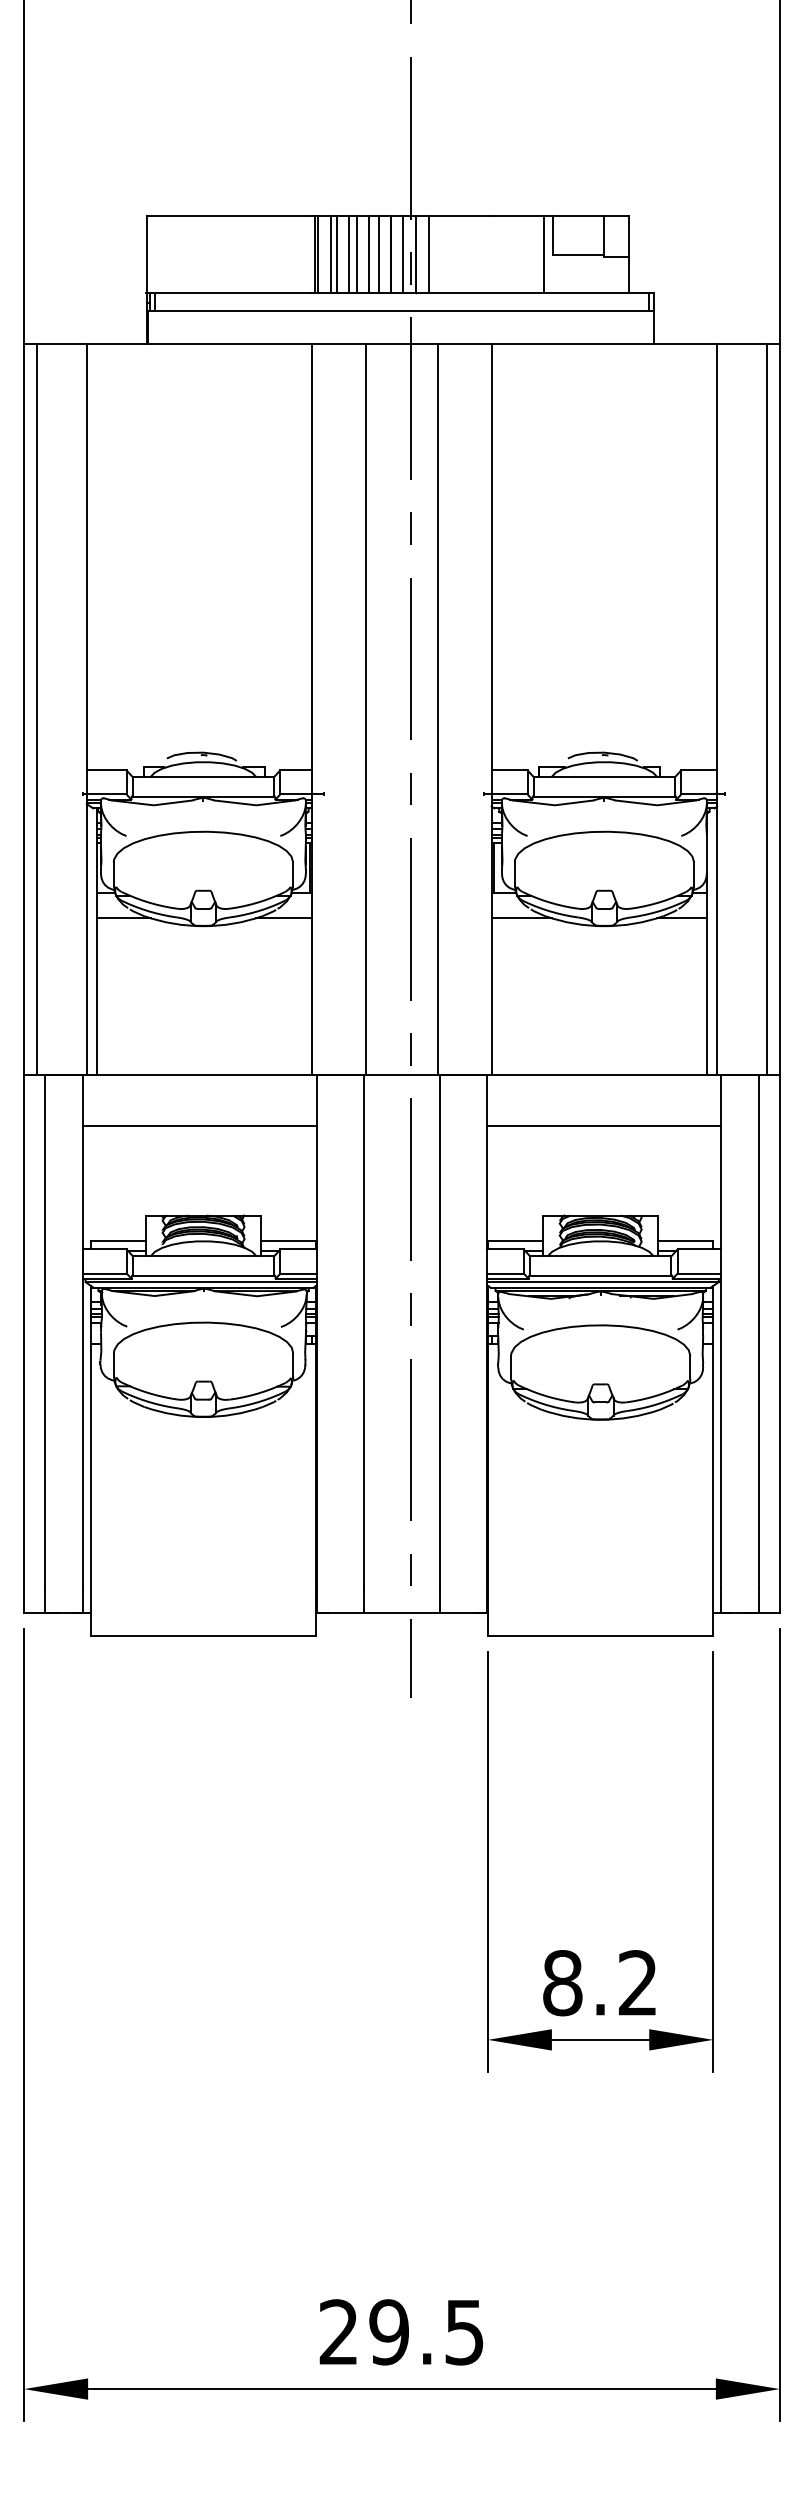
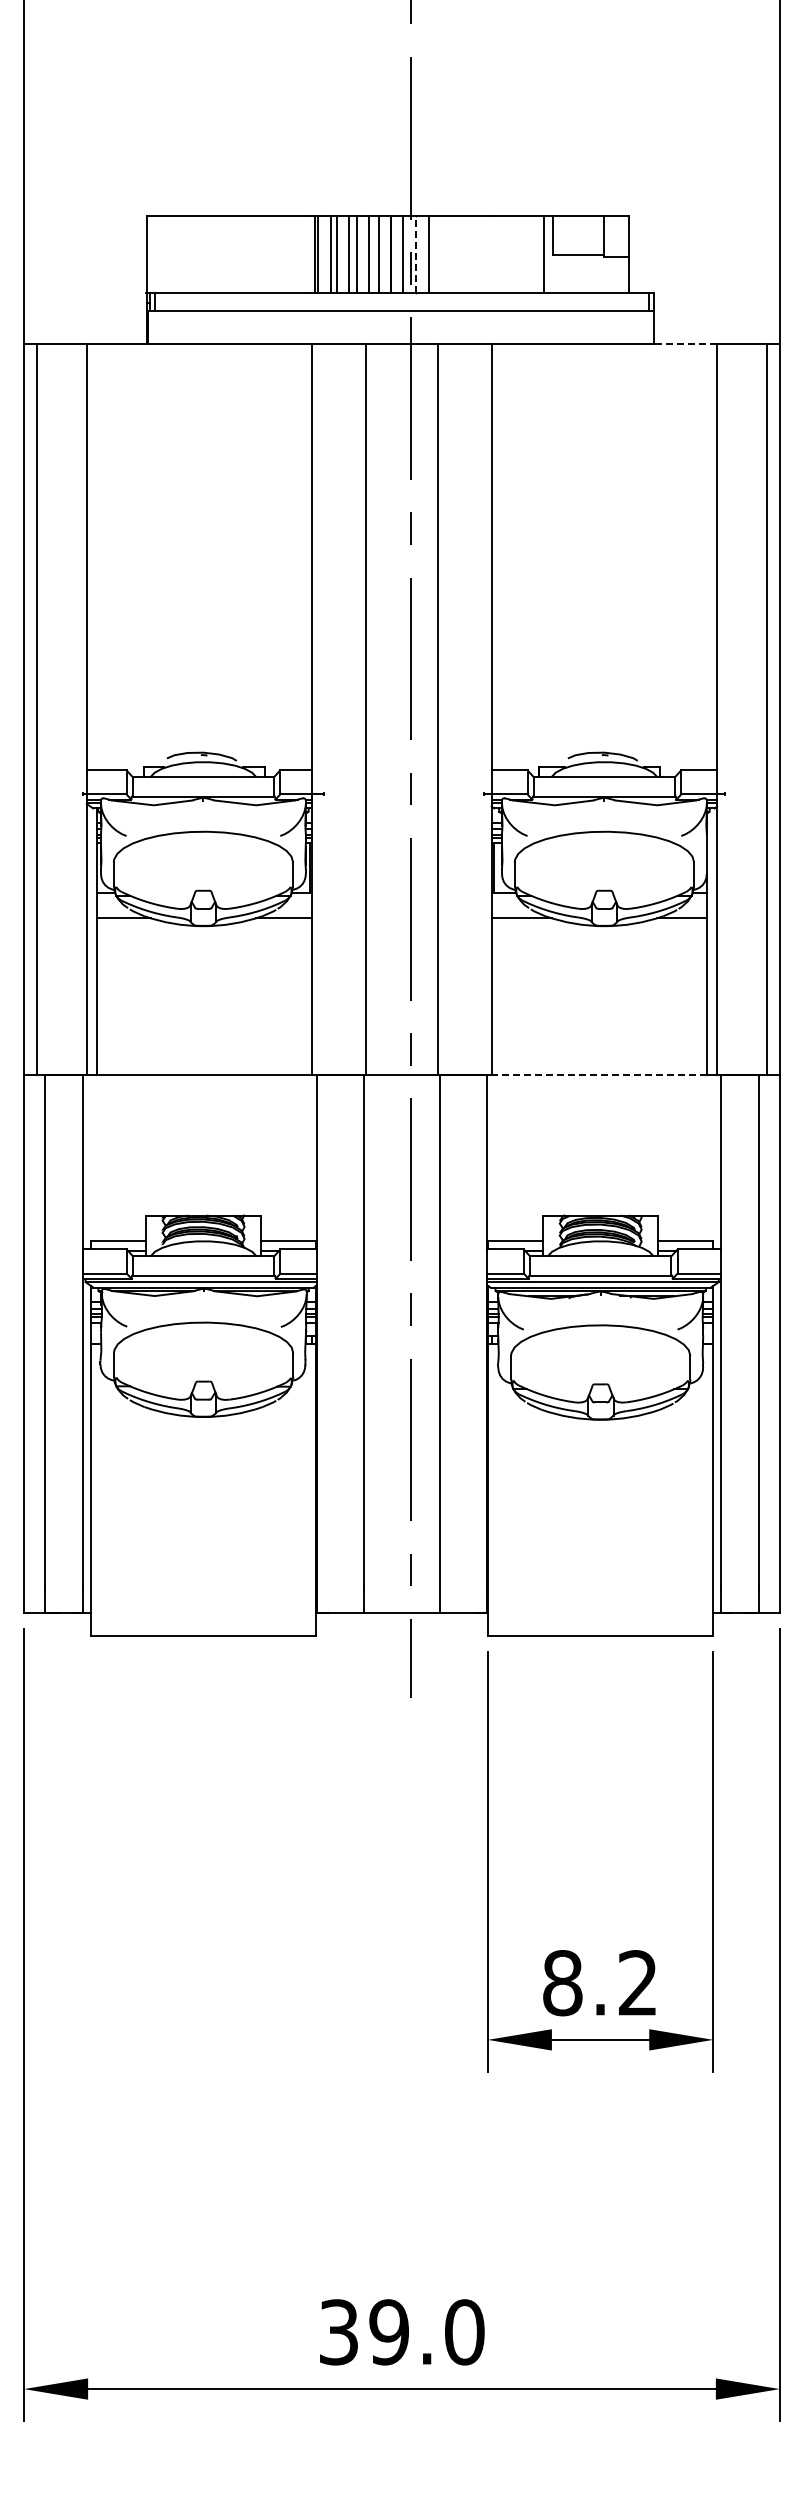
line: solid -> dashed (415, 254)
line: solid -> dashed (685, 344)
line: solid -> dashed (599, 1074)
line: present -> none (199, 1125)
line: present -> none (603, 1125)
text: 29.5 -> 39.0 (401, 2332)
